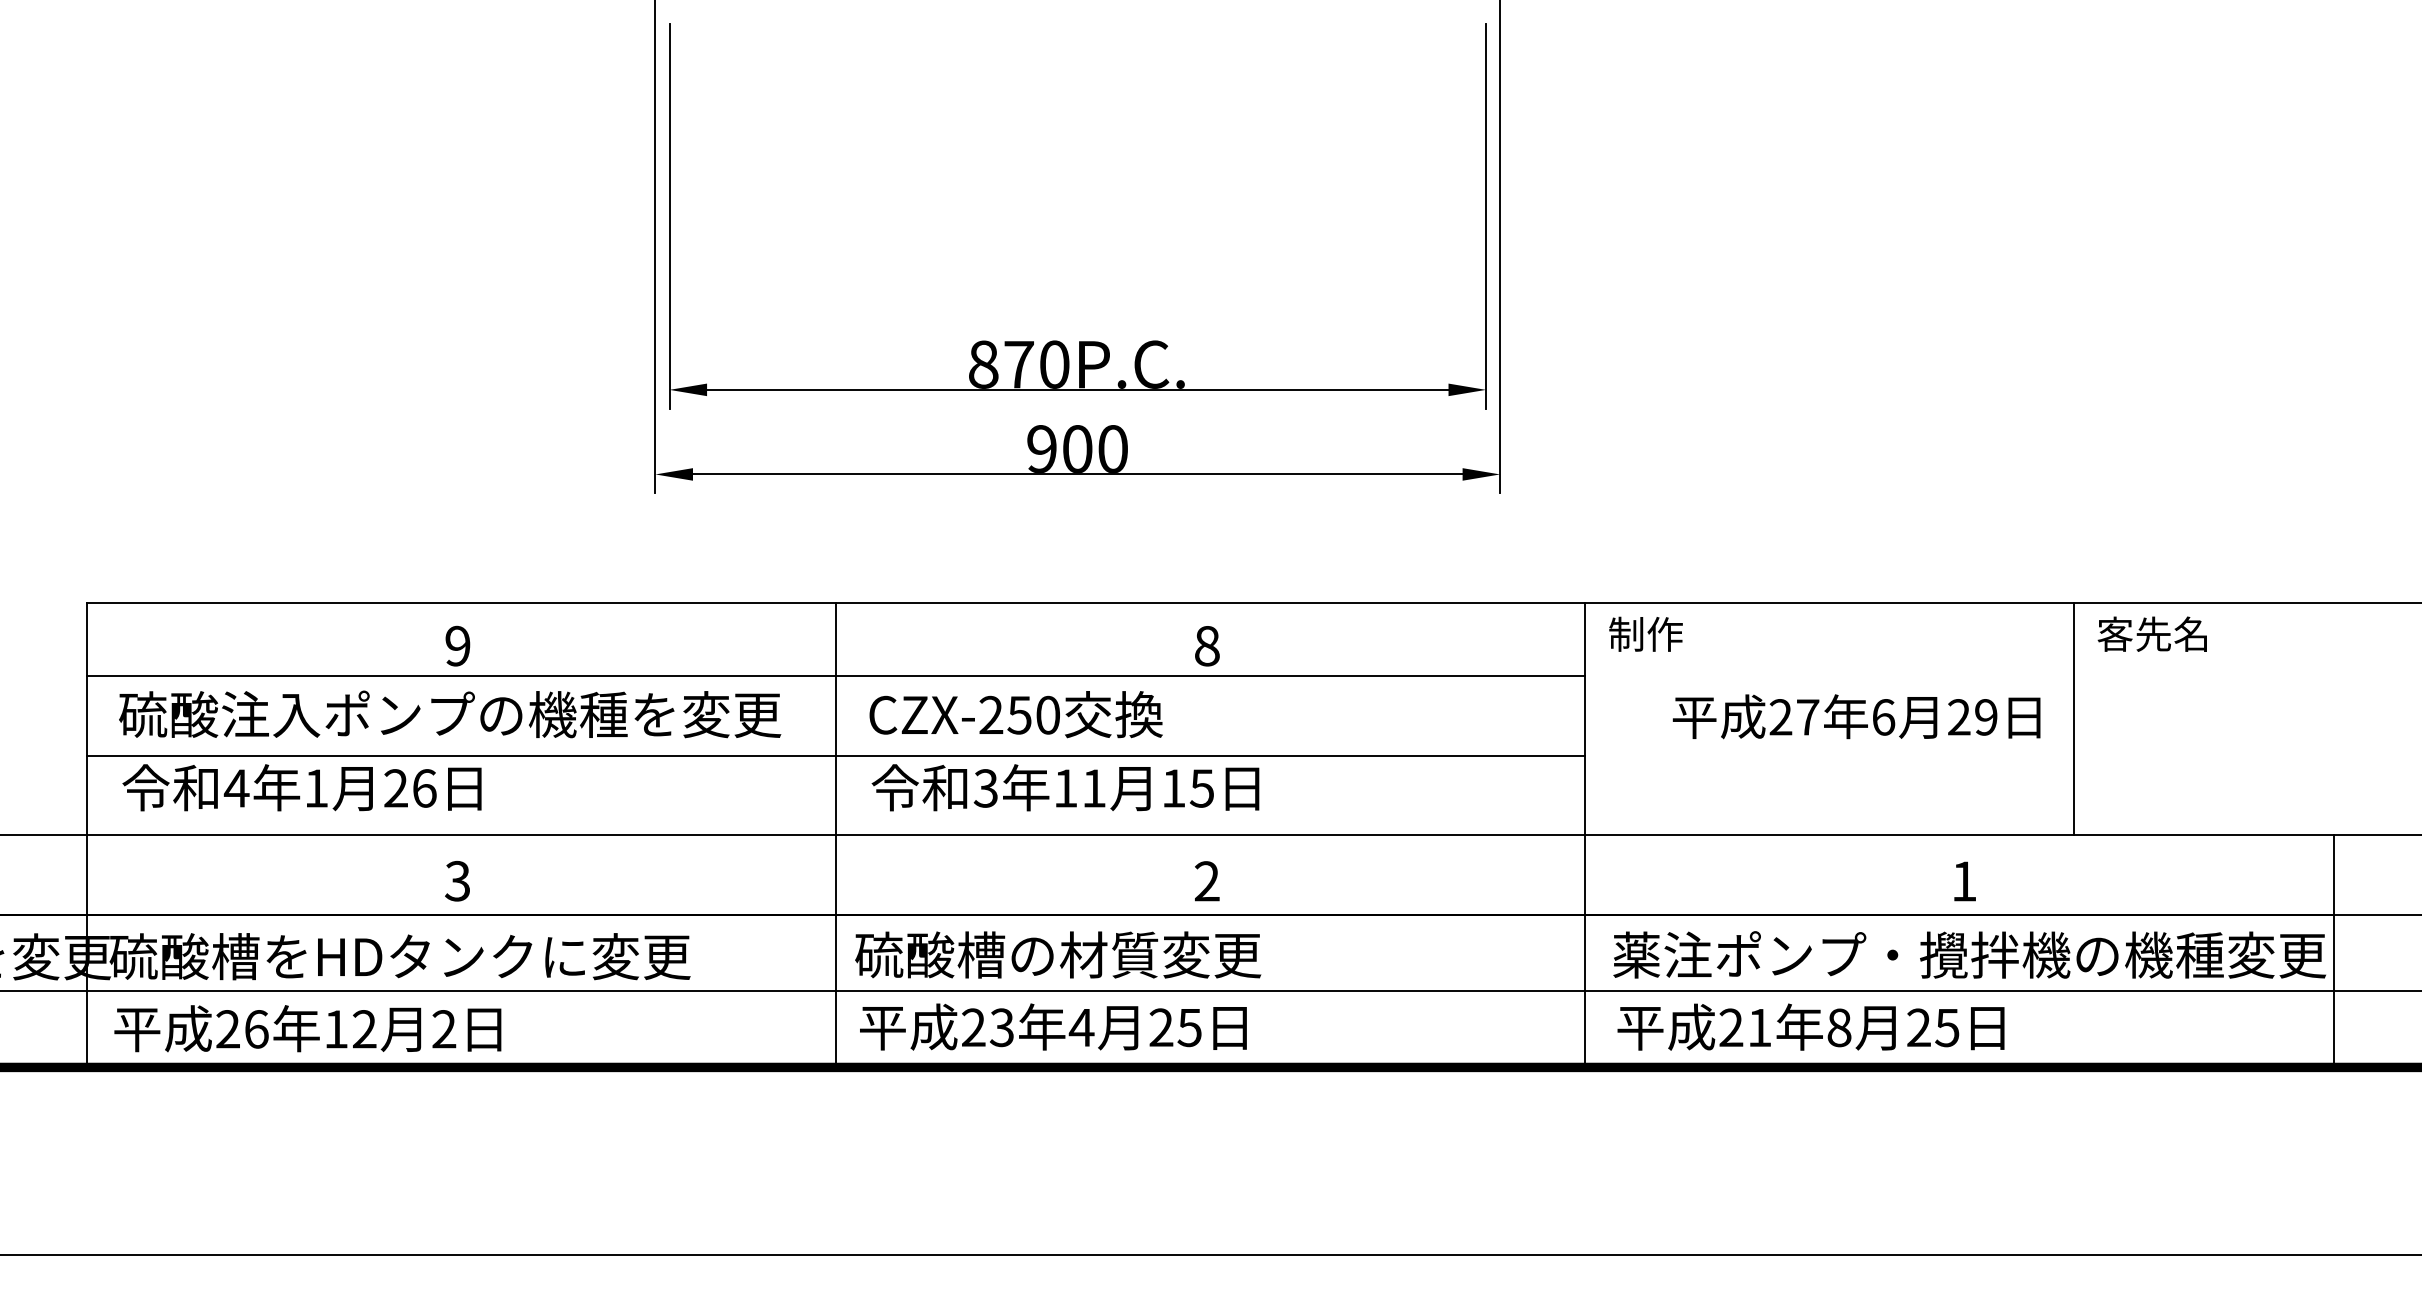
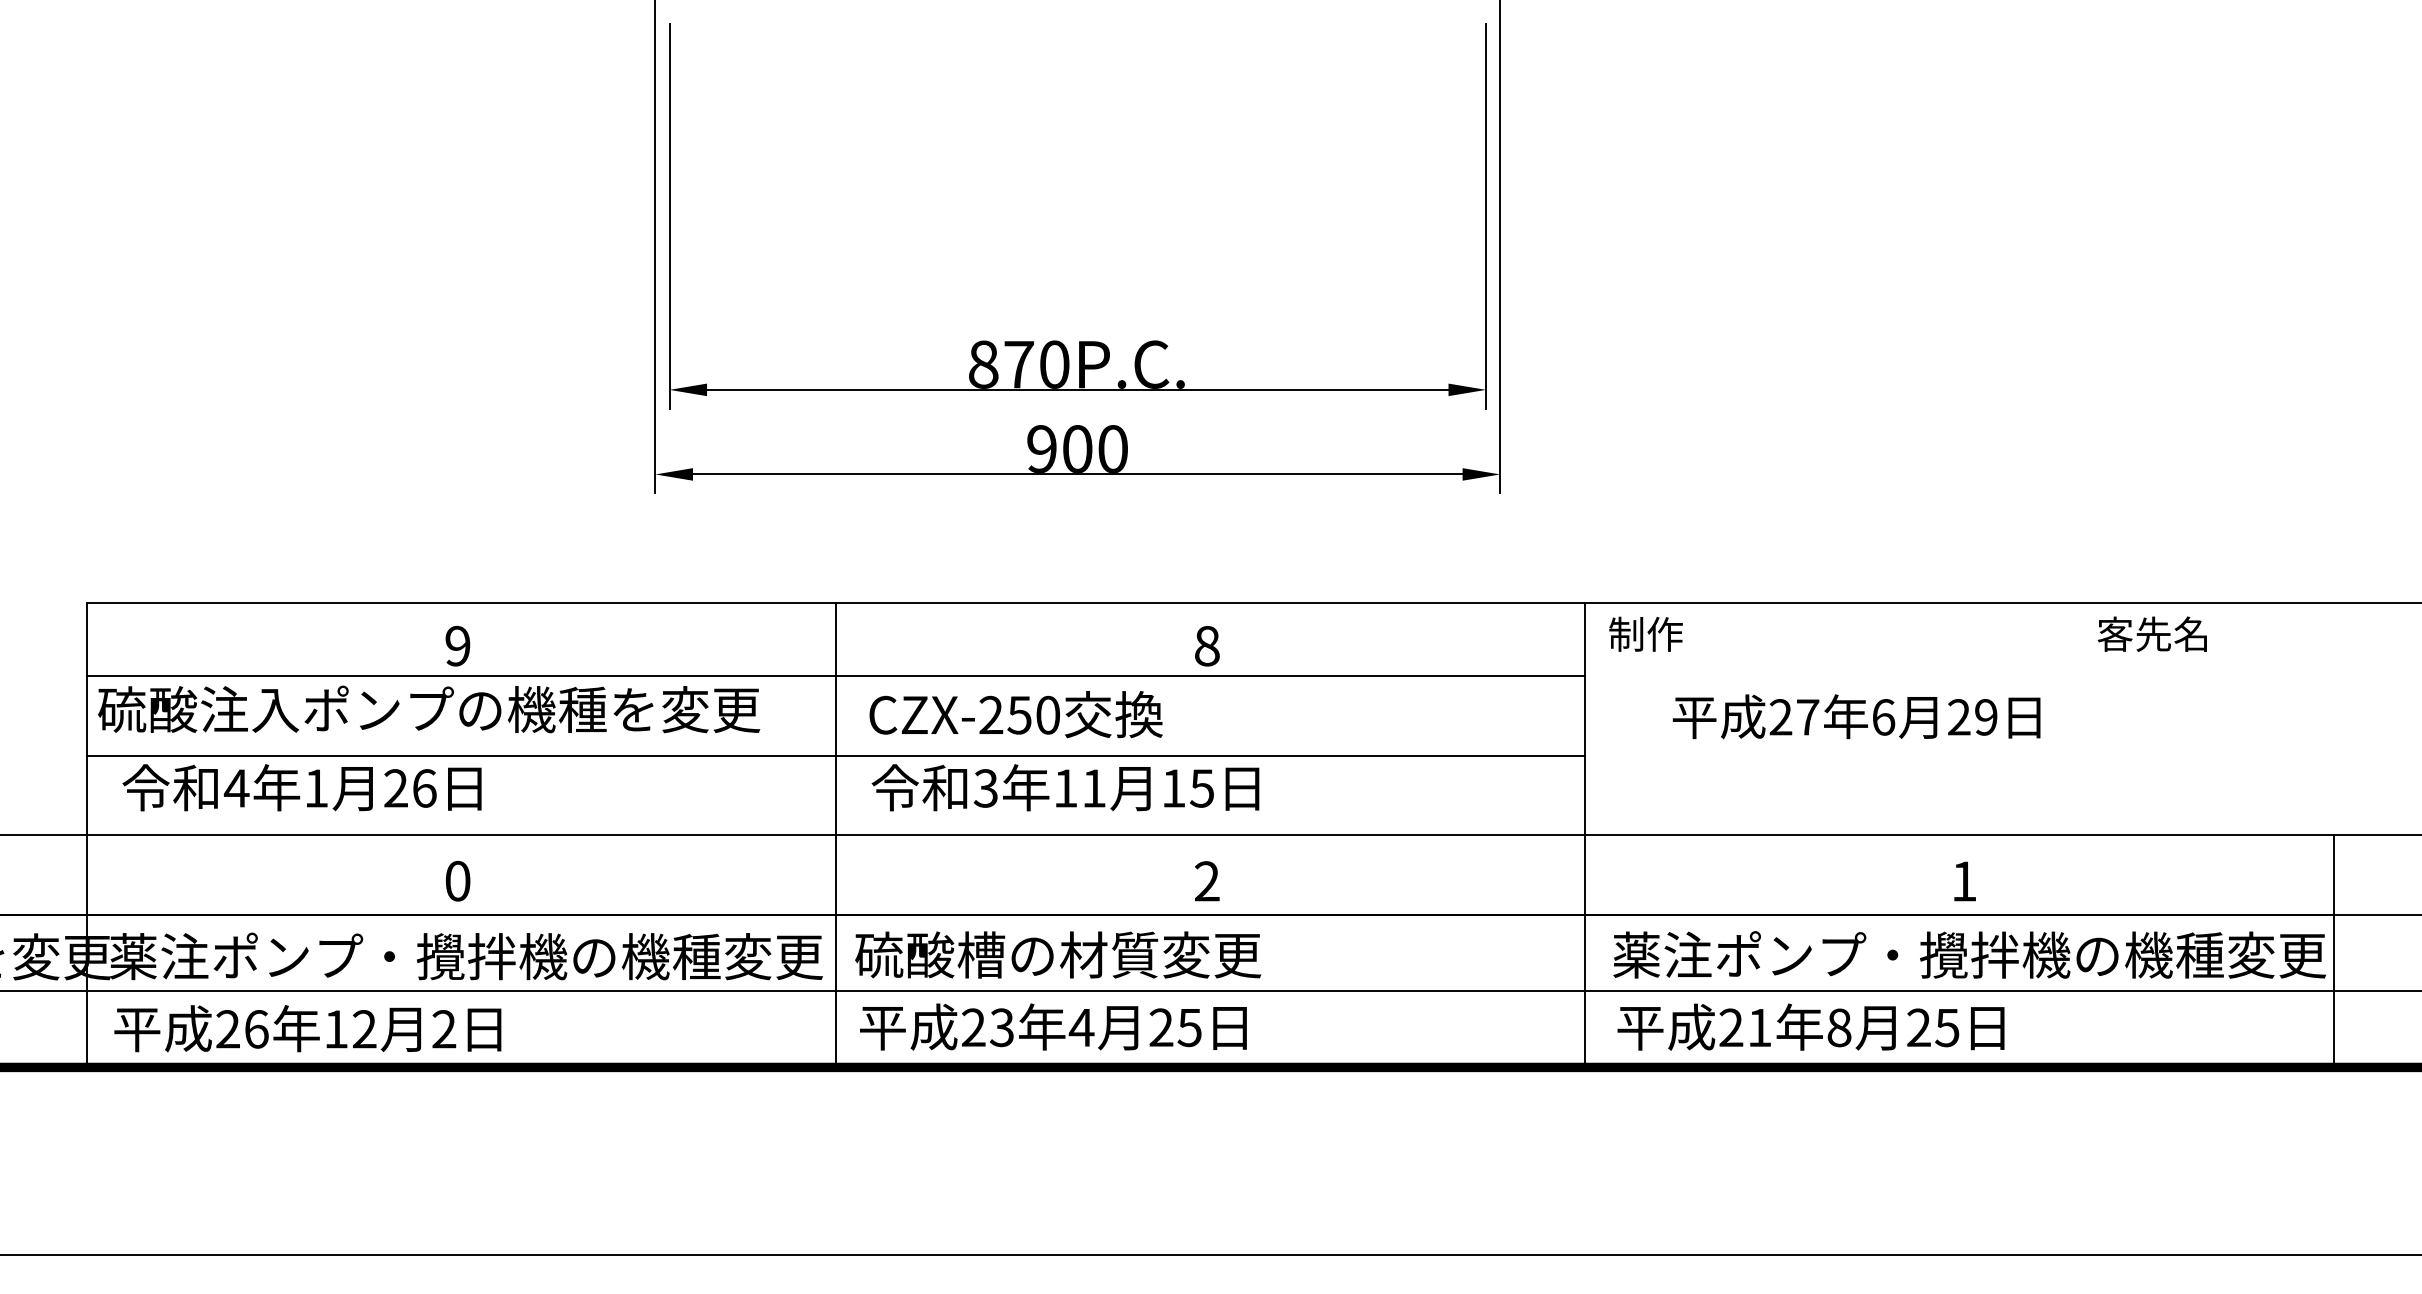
text position: (450, 714) -> (429, 709) (429, 709)
line: present -> none (2073, 719)
text: 3 -> 0 (457, 881)
text: 硫酸槽をHDタンクに変更 -> 薬注ポンプ・攪拌機の機種変更 (466, 956)
